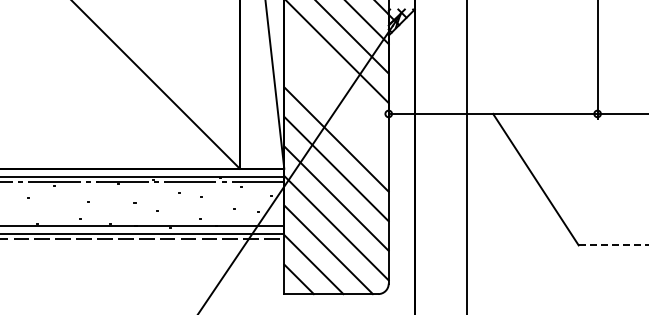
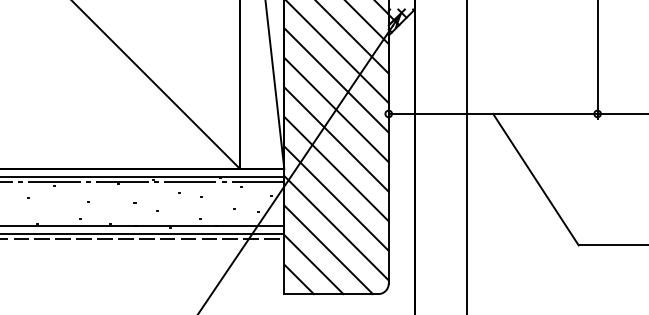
line: none -> present (336, 80)
line: none -> present (336, 109)
line: dashed -> solid (613, 245)
